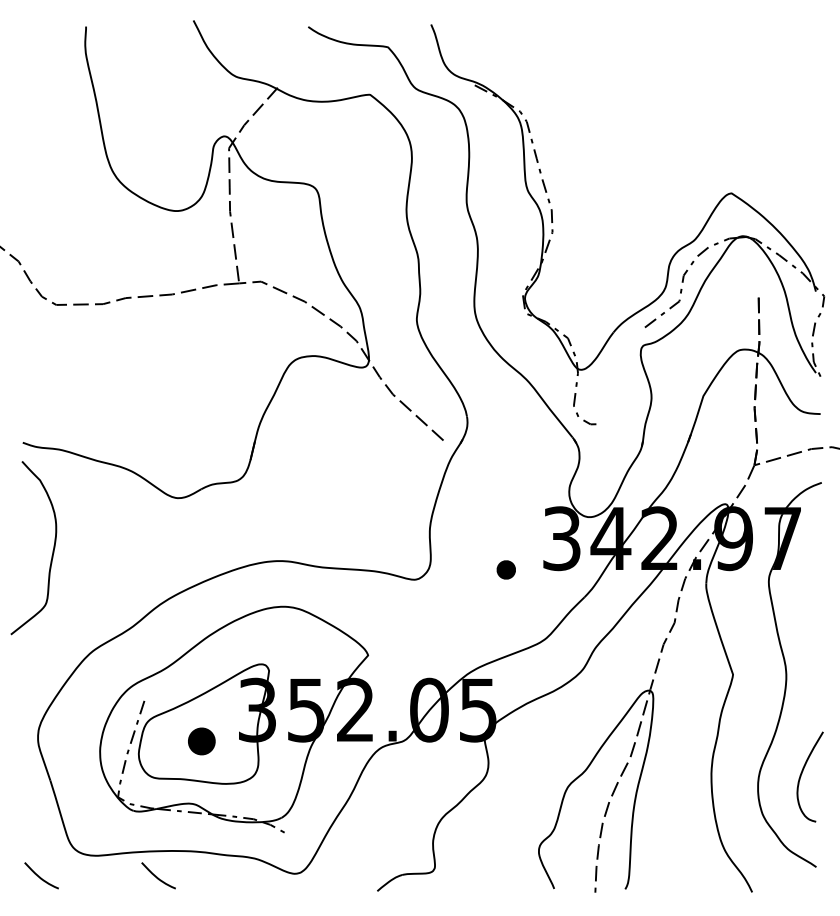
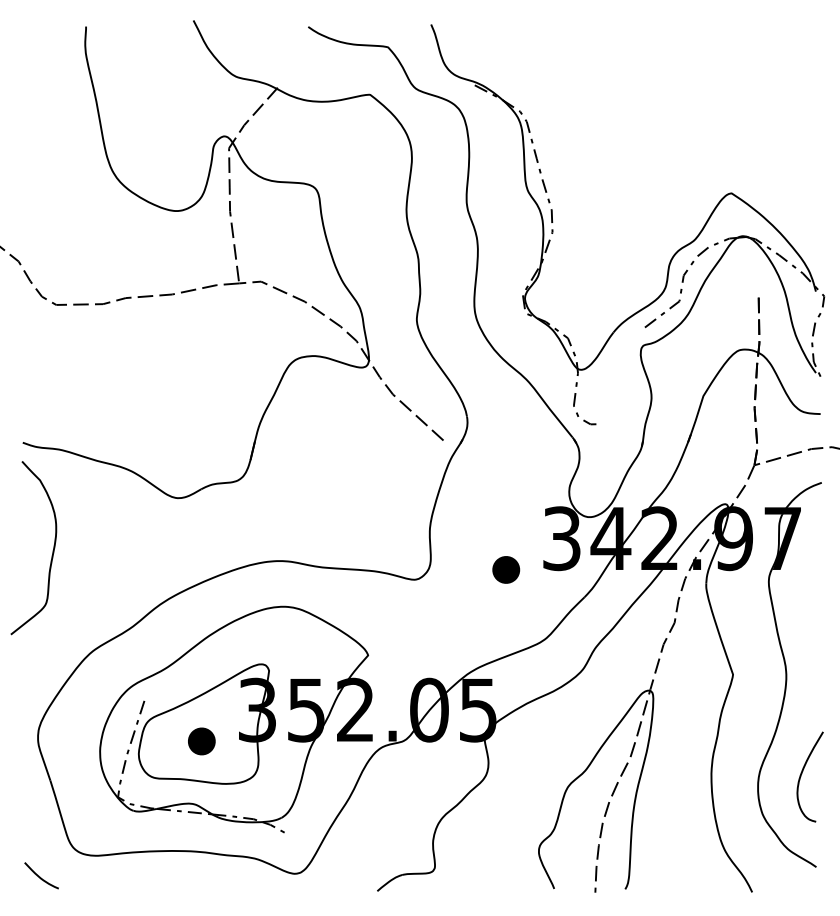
part size: 20x20 px -> 29x28 px (506, 569)
curve: present -> none (157, 876)
